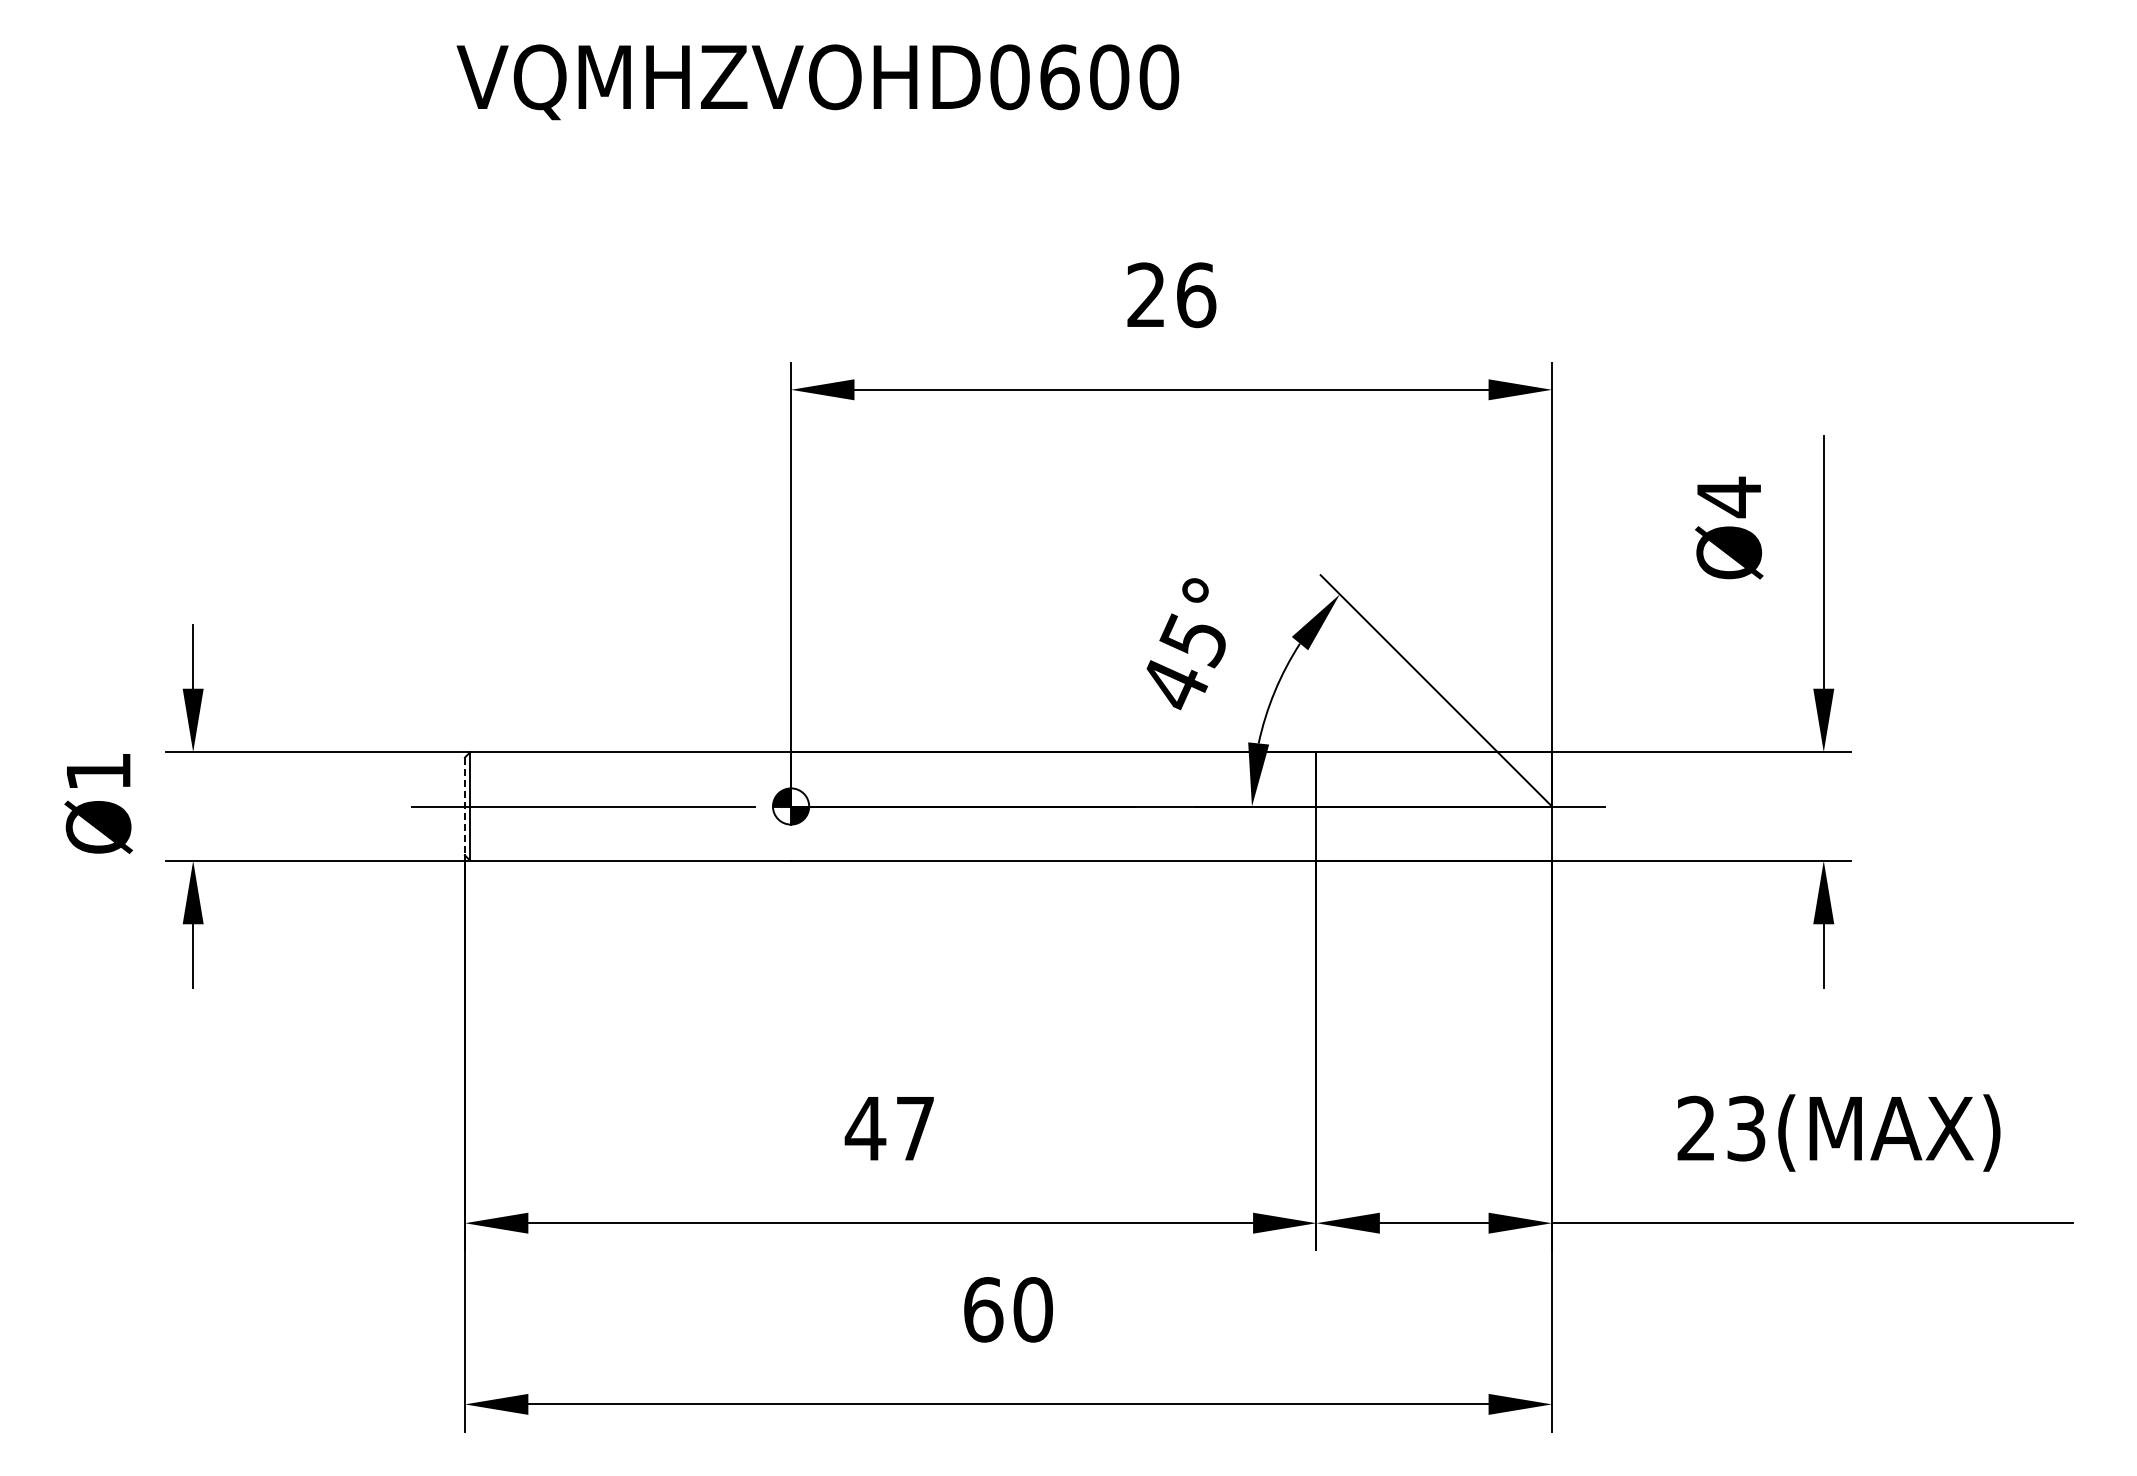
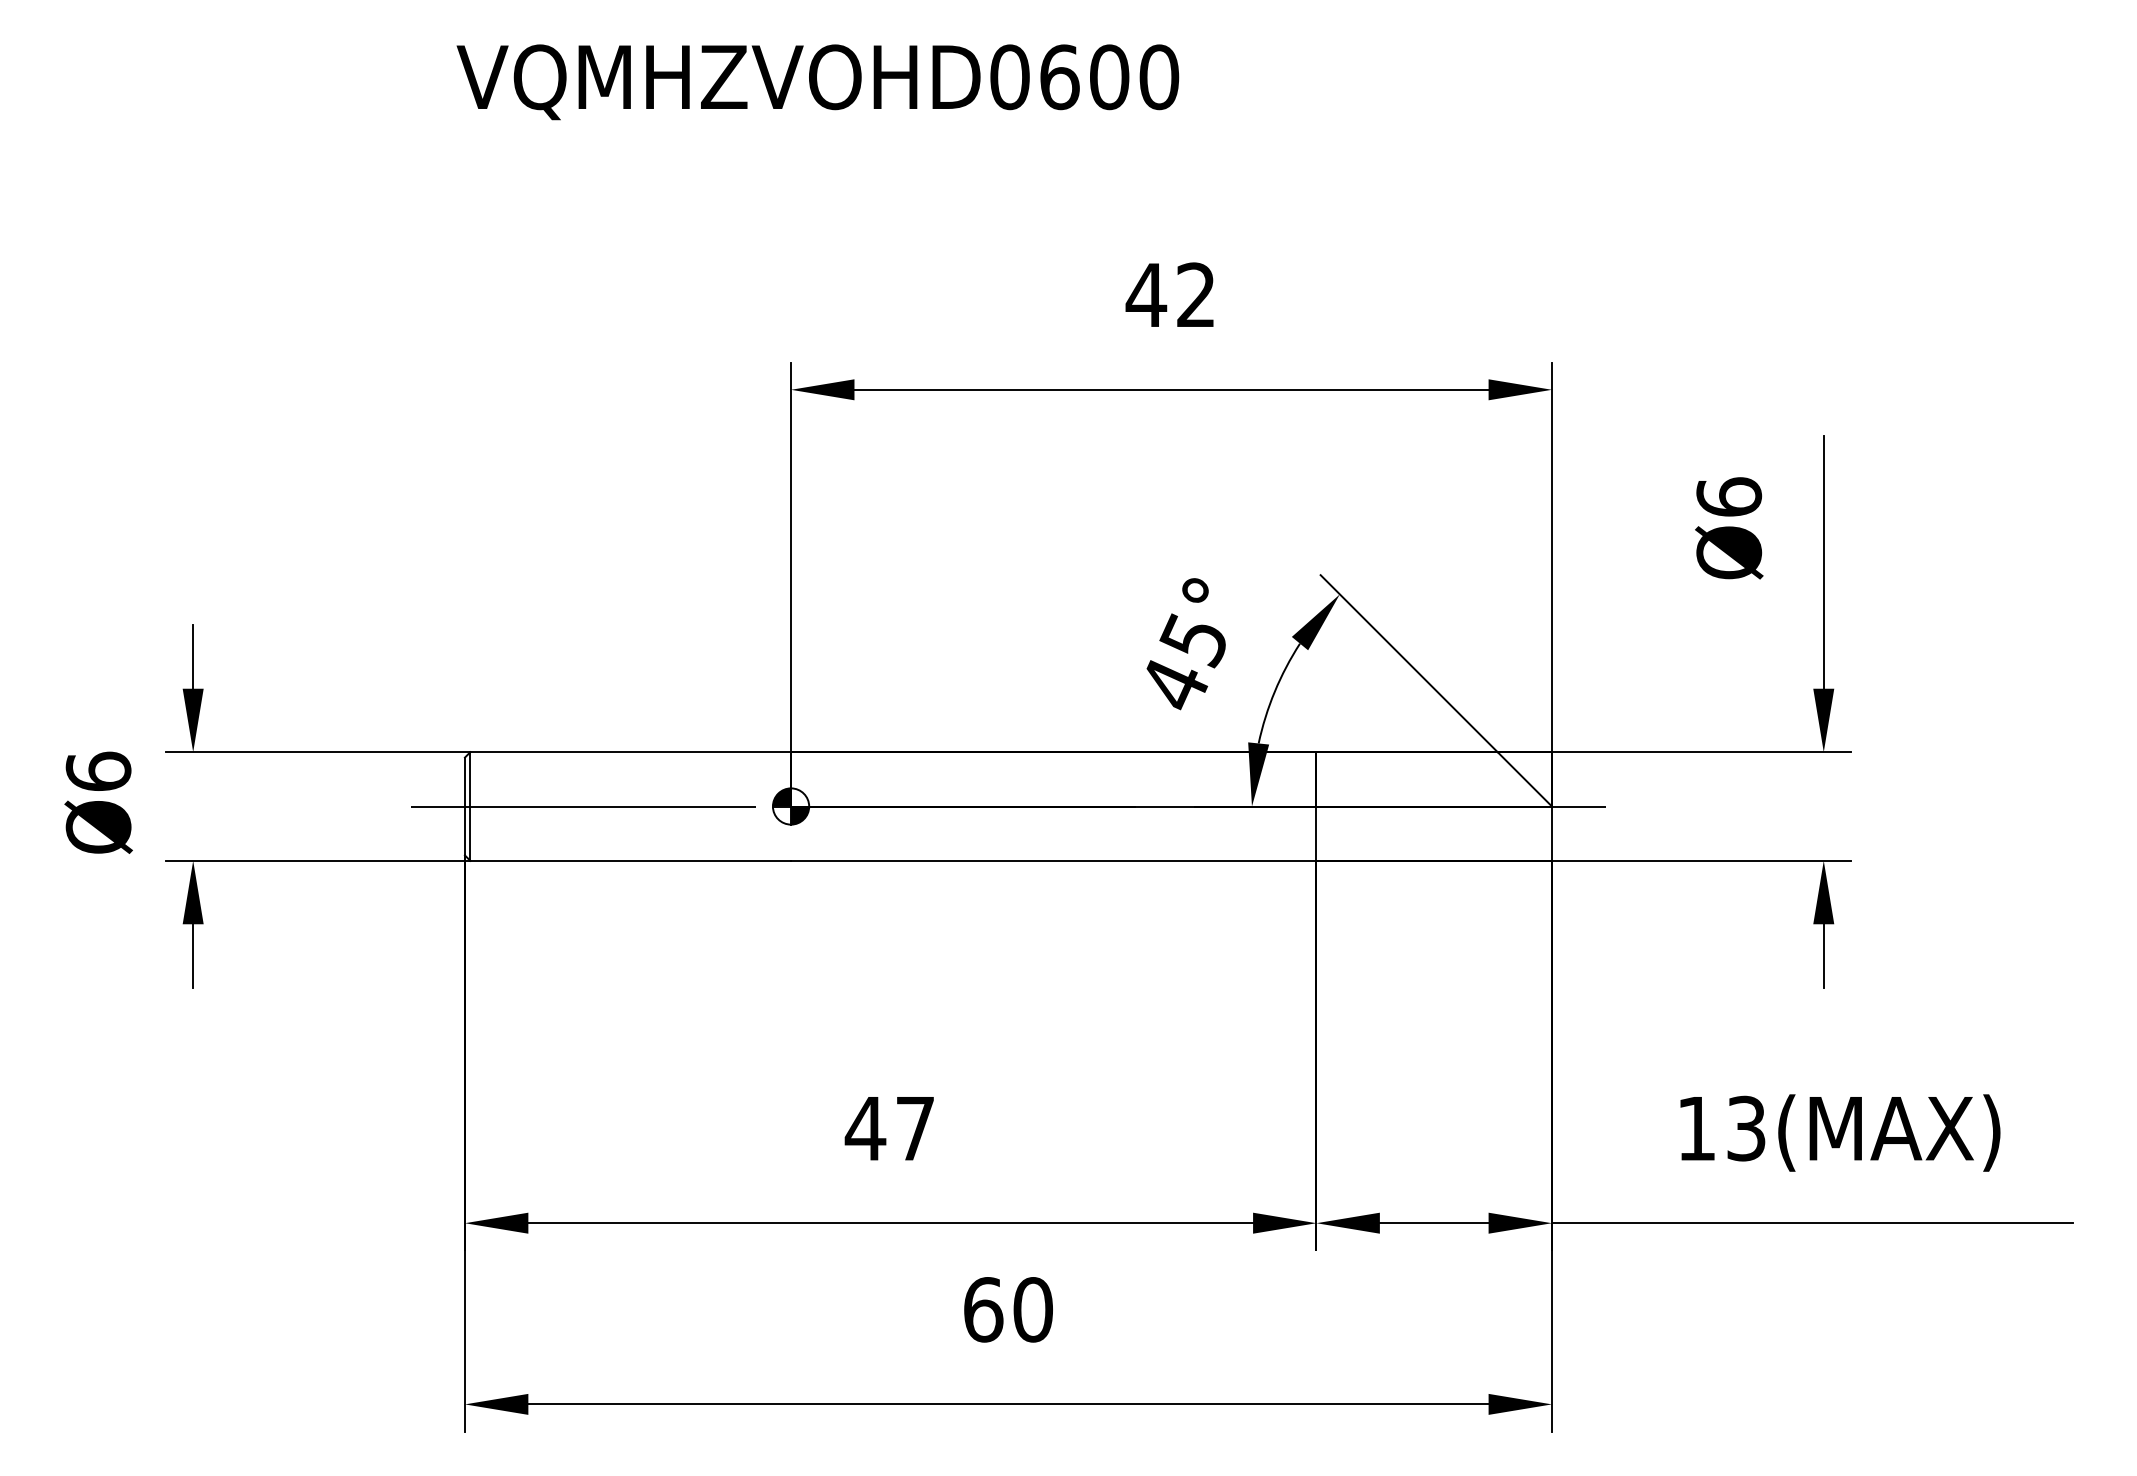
text: 26 -> 42 (1170, 295)
text: Ø4 -> Ø6 (1729, 497)
text: Ø1 -> Ø6 (98, 770)
line: dashed -> solid (464, 806)
text: 23(MAX) -> 13(MAX) (1695, 1127)
